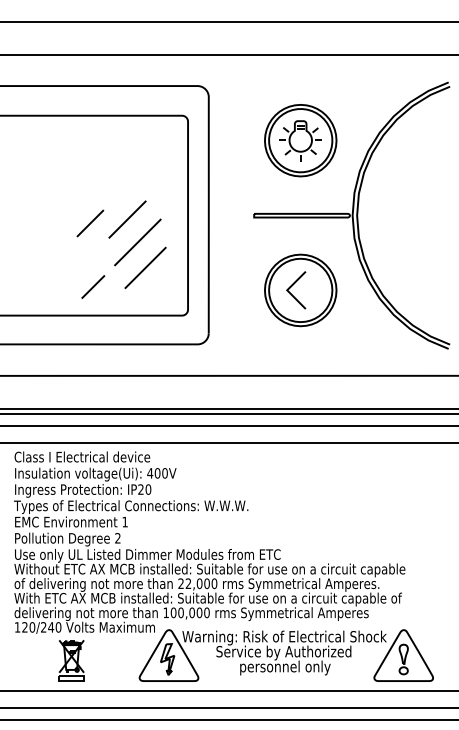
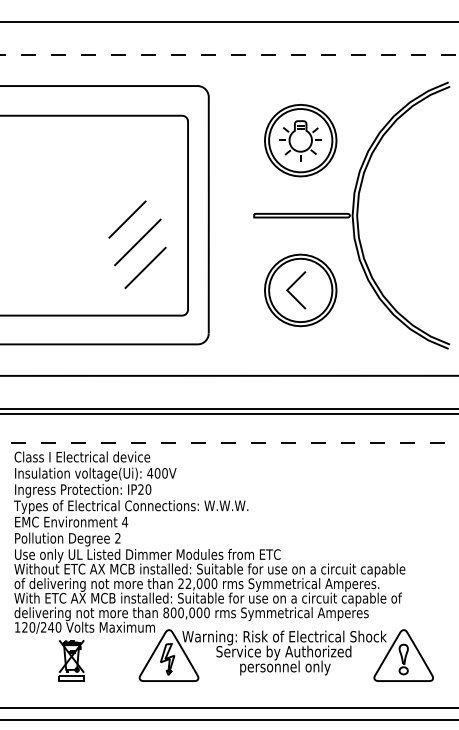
line: solid -> dashed (229, 55)
line: present -> none (90, 223)
line: present -> none (93, 286)
line: present -> none (228, 425)
line: solid -> dashed (230, 443)
text: 1 -> 4 (125, 521)
text: 100,000 -> 800,000 (166, 612)
line: present -> none (228, 690)
